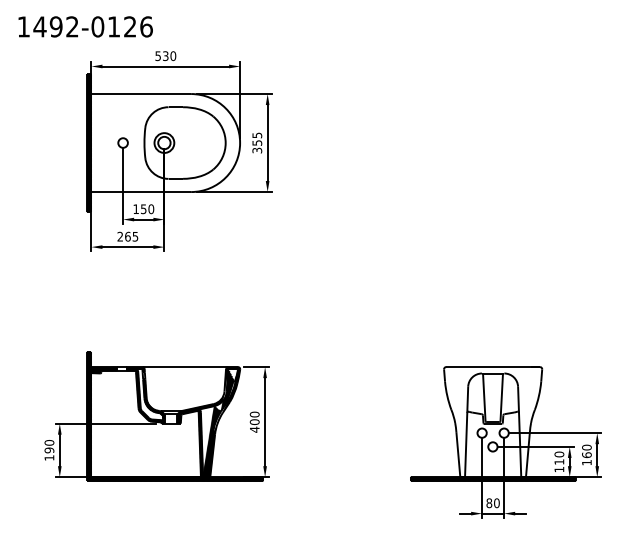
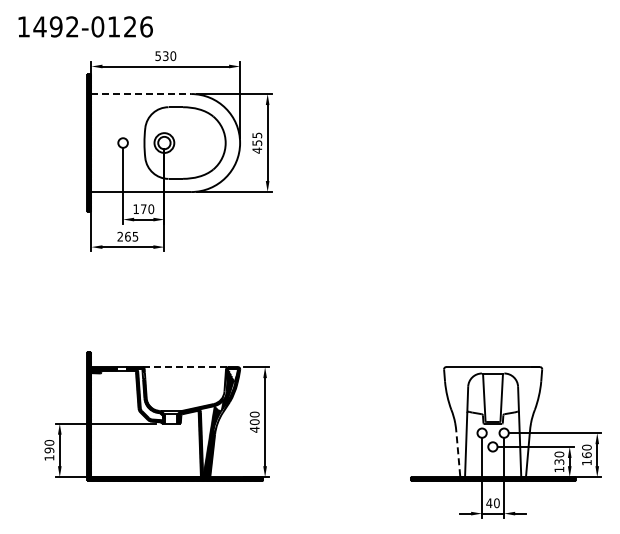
line: solid -> dashed (141, 94)
text: 355 -> 455 (257, 150)
text: 150 -> 170 (143, 209)
line: solid -> dashed (185, 367)
line: solid -> dashed (458, 453)
text: 110 -> 130 (559, 461)
text: 80 -> 40 (489, 503)
